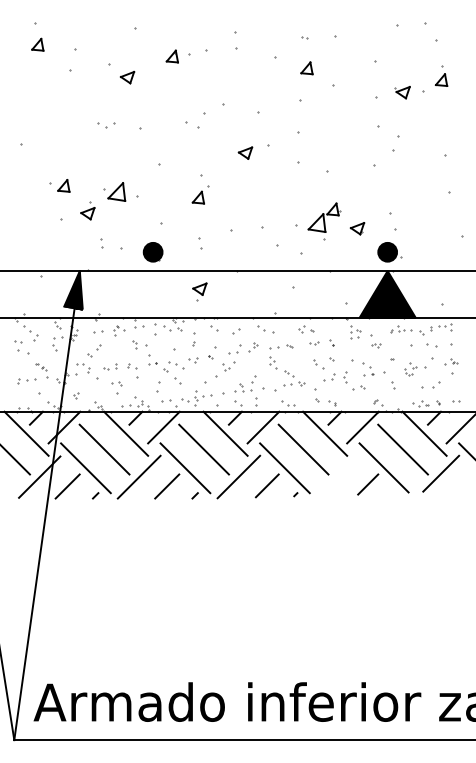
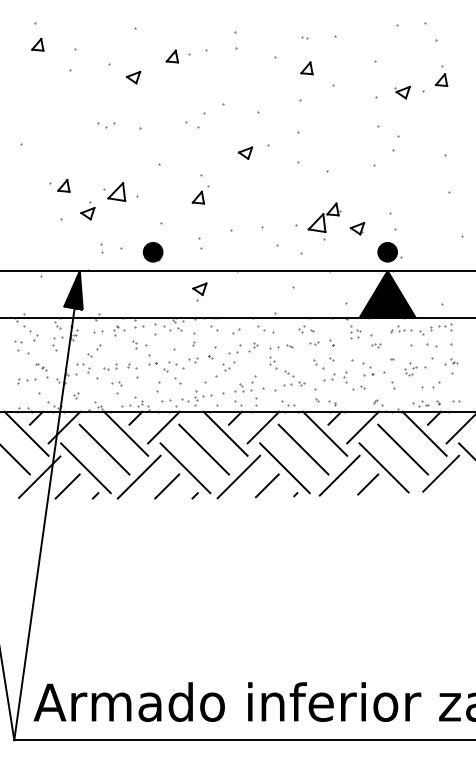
part position: (127, 77) -> (133, 77) (133, 77)
part position: (101, 243) -> (101, 248) (101, 248)
line: none -> present (339, 475)
